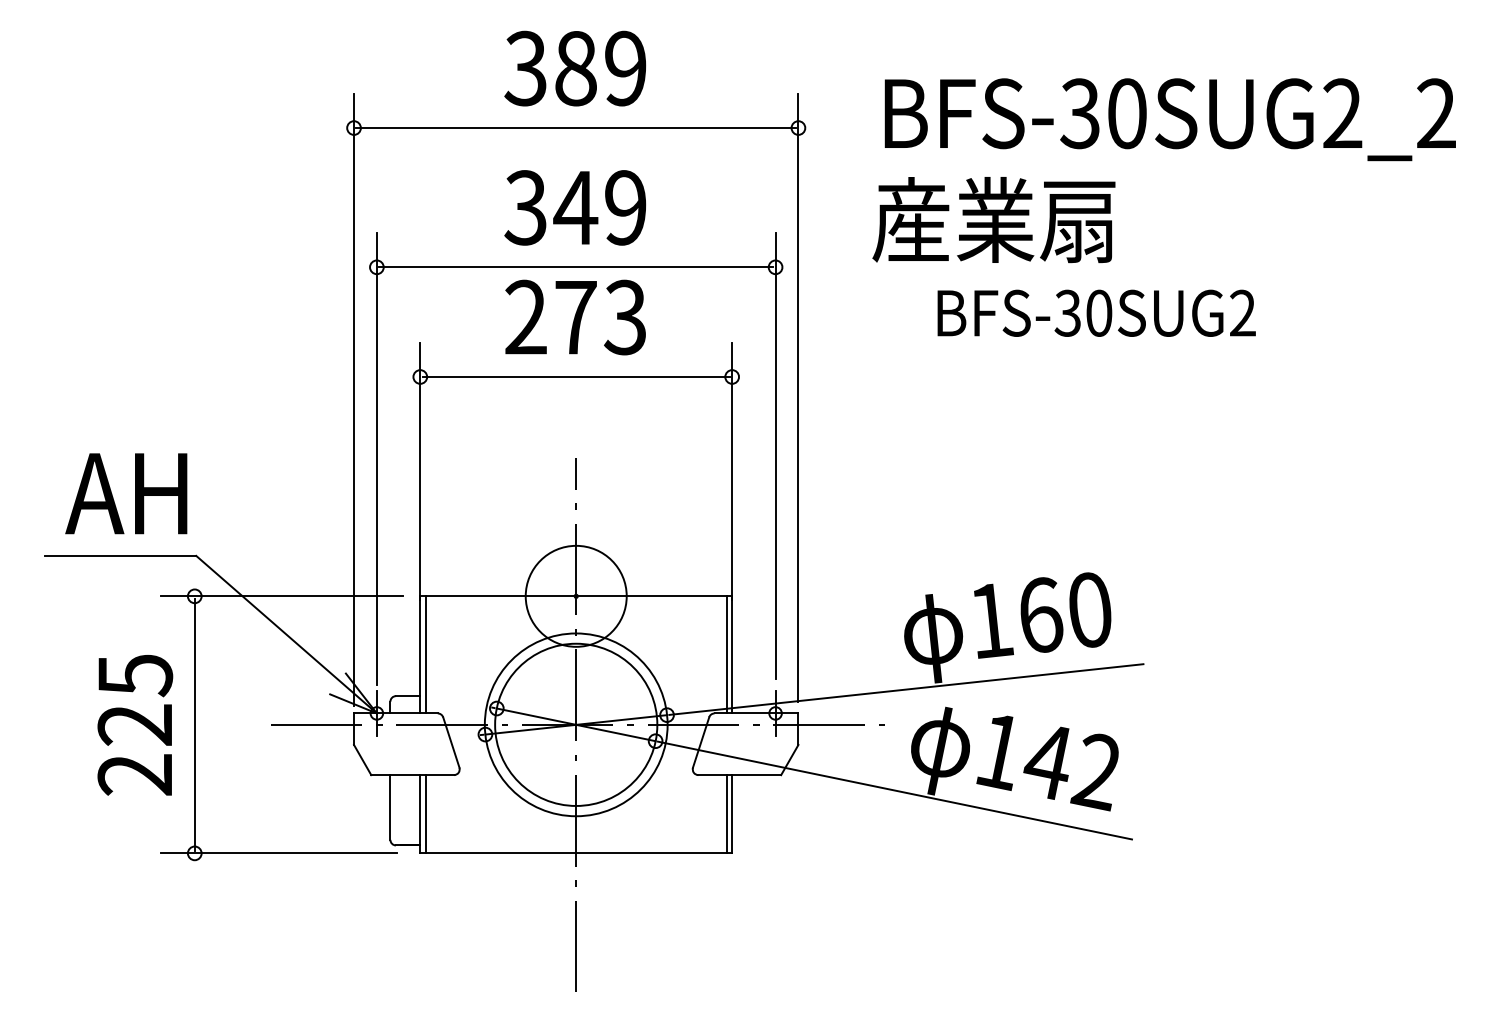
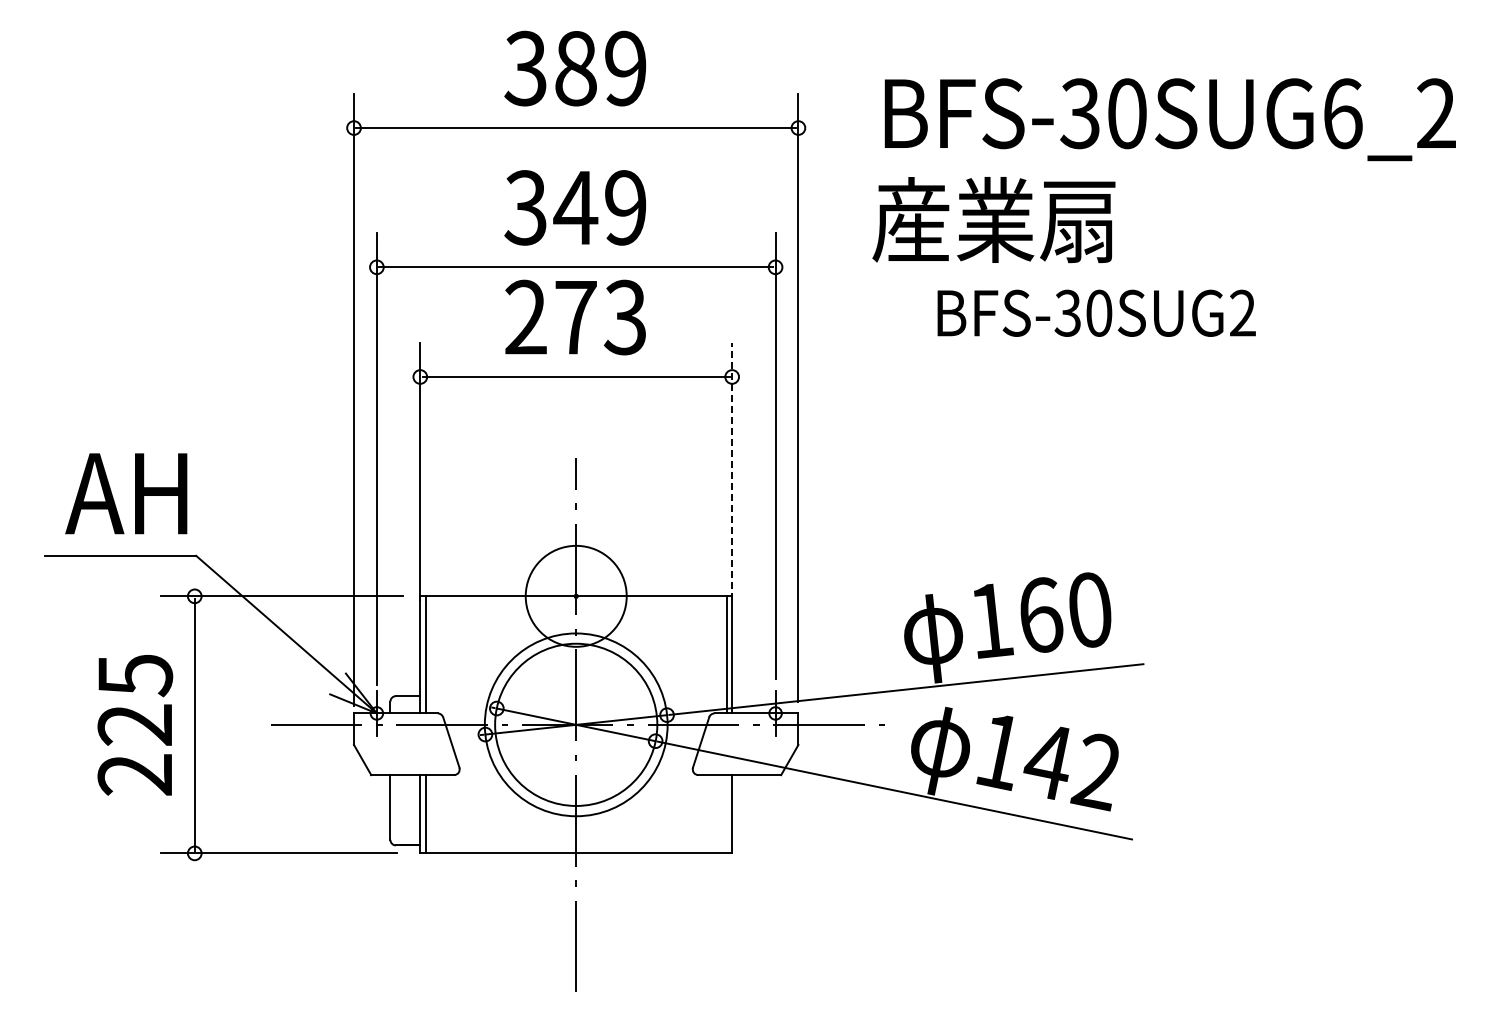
text: BFS-30SUG2_2 -> BFS-30SUG6_2 (1342, 113)
line: solid -> dashed (732, 471)
line: present -> none (726, 814)
